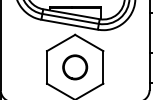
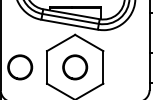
circle: none -> present (20, 67)
